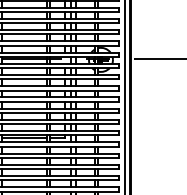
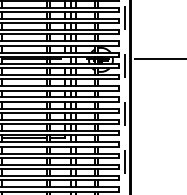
line: solid -> dashed (125, 97)
